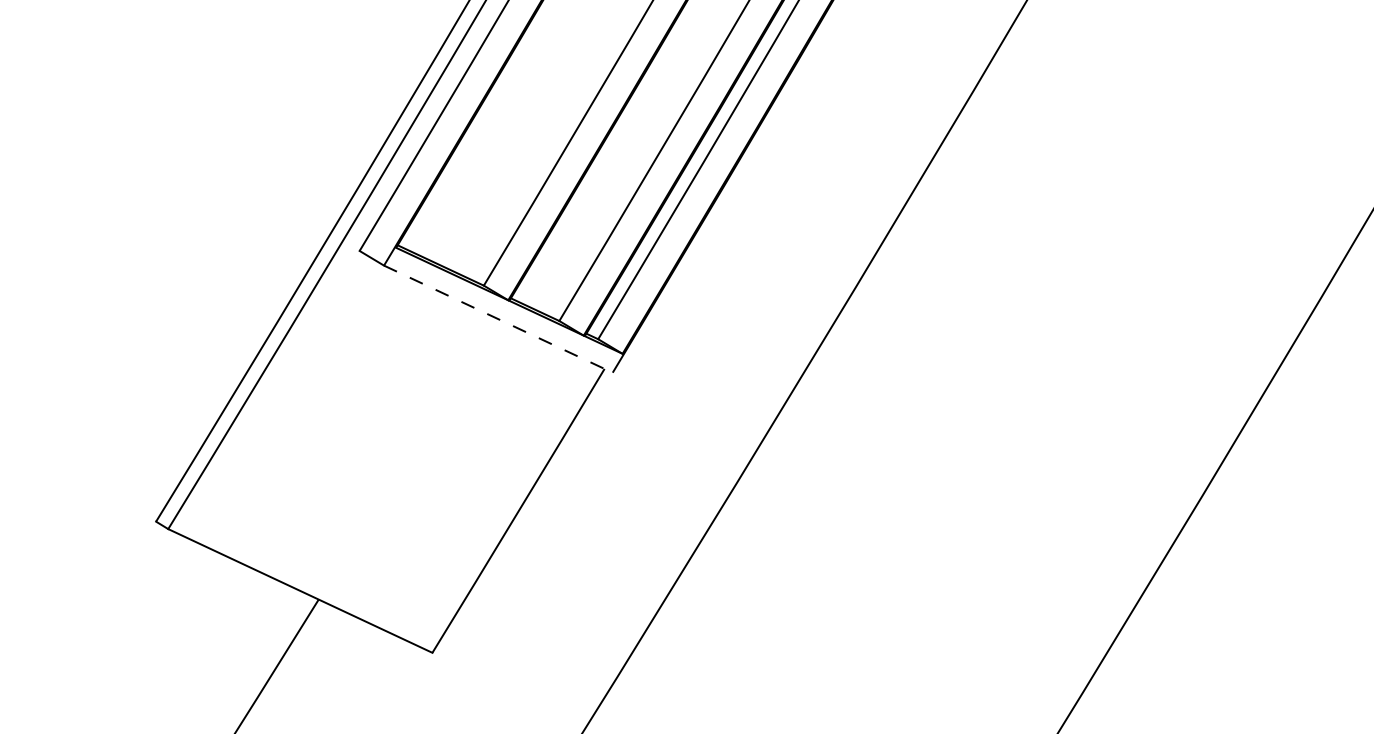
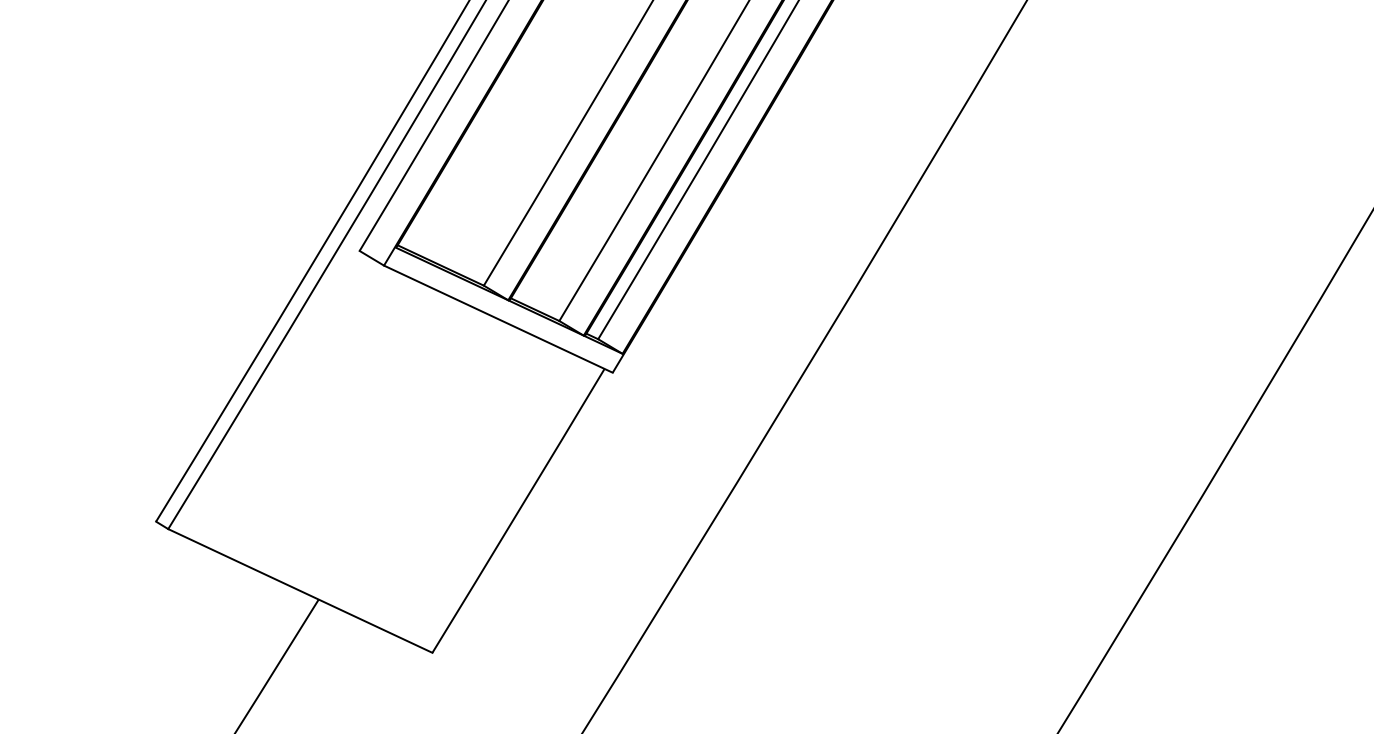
line: dashed -> solid (498, 319)
